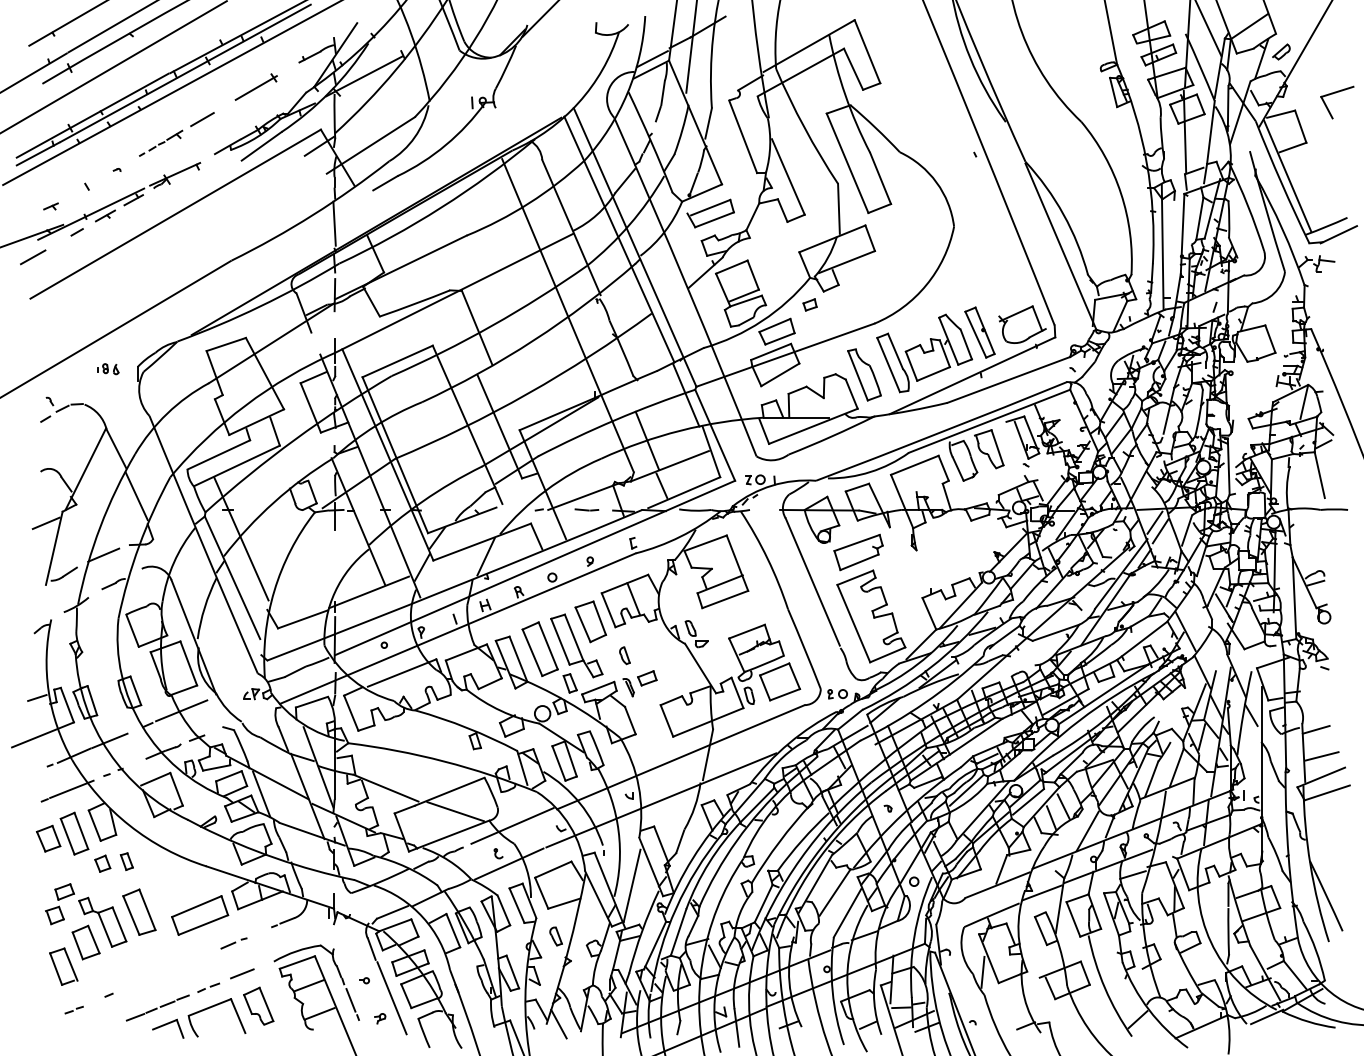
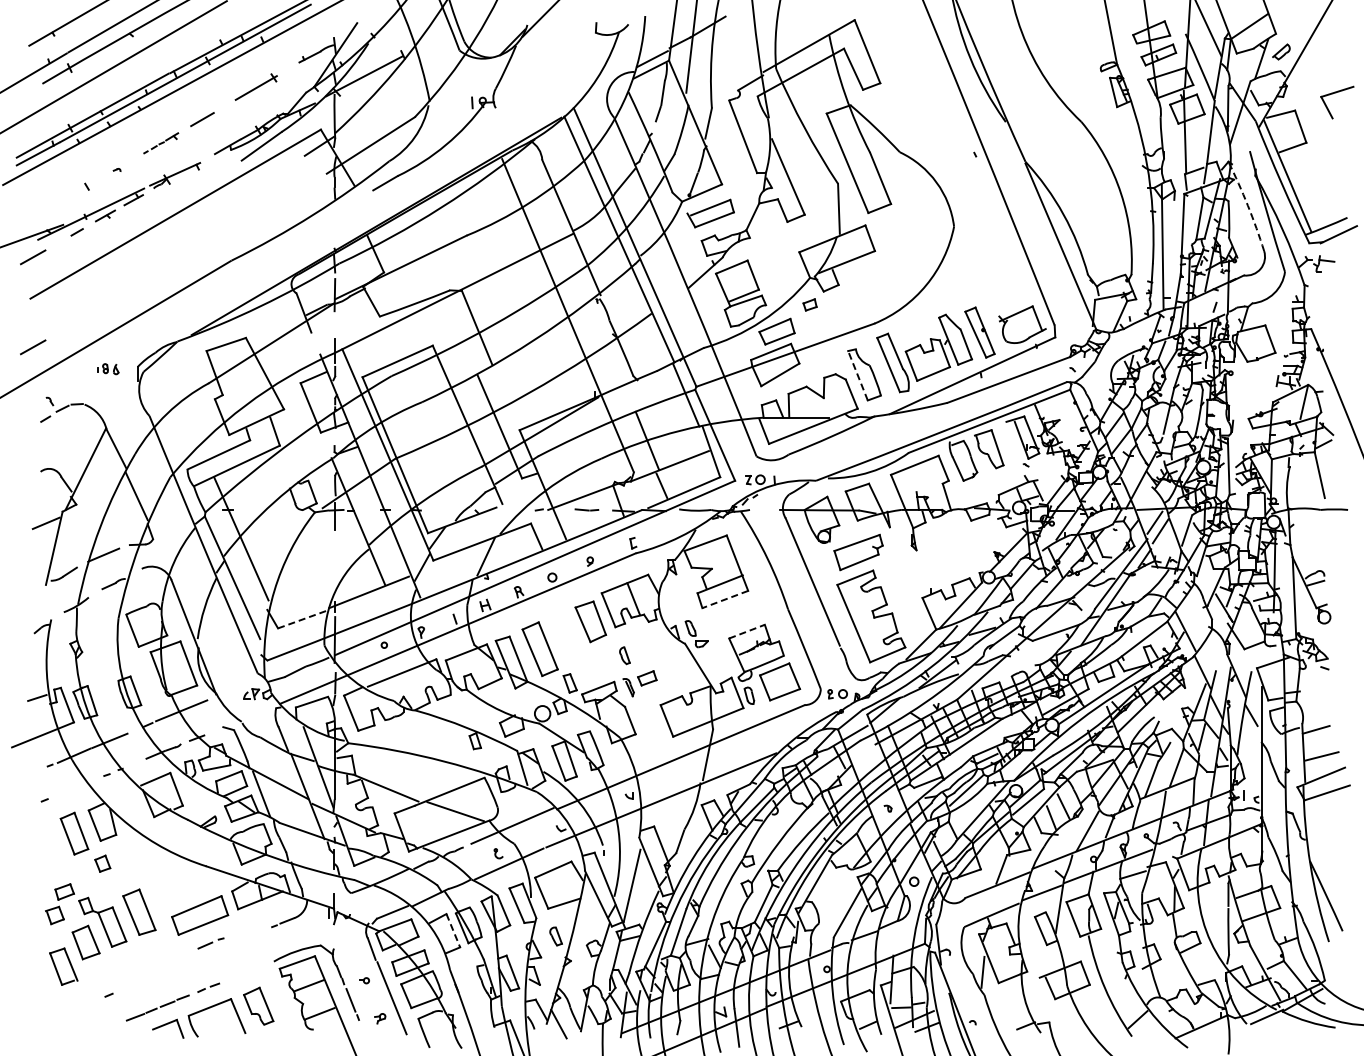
part size: 45x28 px -> 37x23 px (161, 143)
arc: solid -> dashed (1247, 205)
part: present -> none (50, 206)
line: present -> none (334, 223)
line: none -> present (33, 347)
line: solid -> dashed (858, 375)
line: solid -> dashed (724, 599)
line: solid -> dashed (303, 619)
line: solid -> dashed (747, 631)
part: present -> none (576, 645)
line: present -> none (71, 788)
part: present -> none (48, 838)
part: present -> none (126, 861)
line: present -> none (834, 892)
line: solid -> dashed (453, 931)
part position: (233, 943) -> (210, 943) (210, 943)
line: present -> none (242, 973)
part: present -> none (73, 1009)
